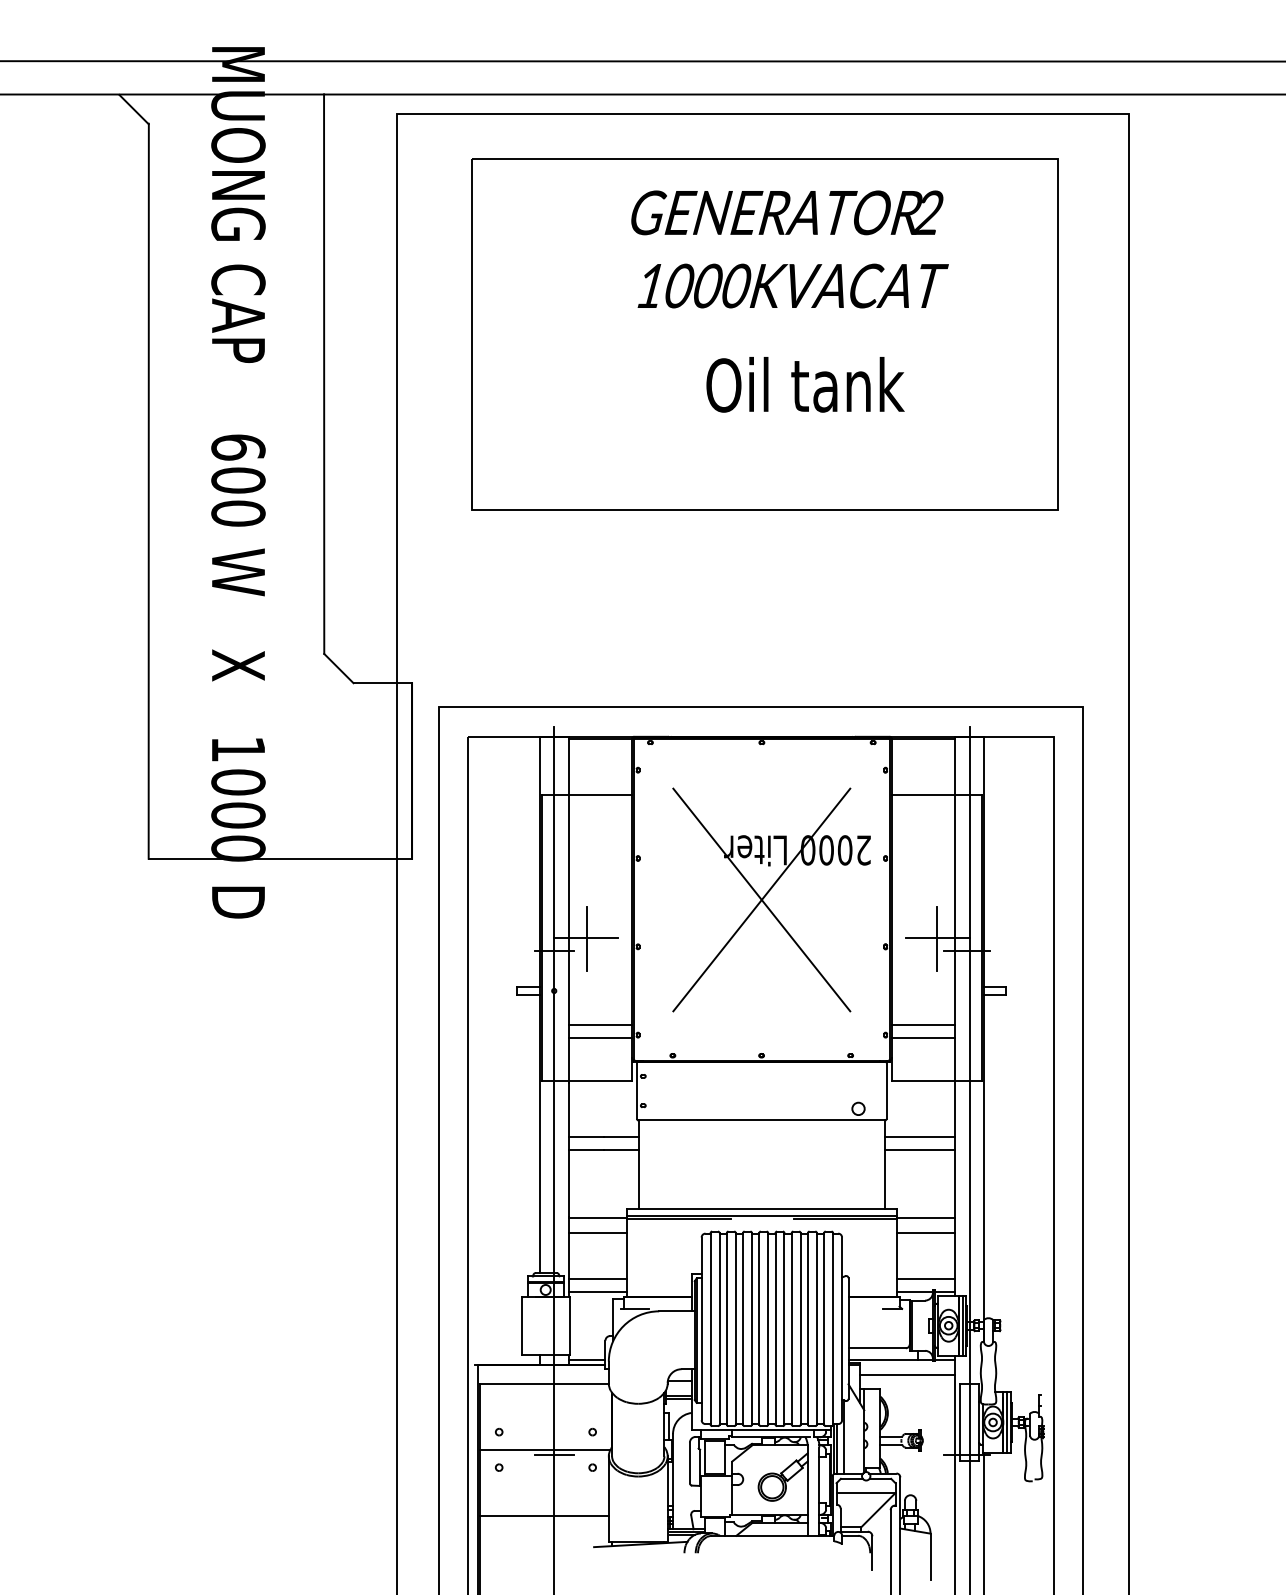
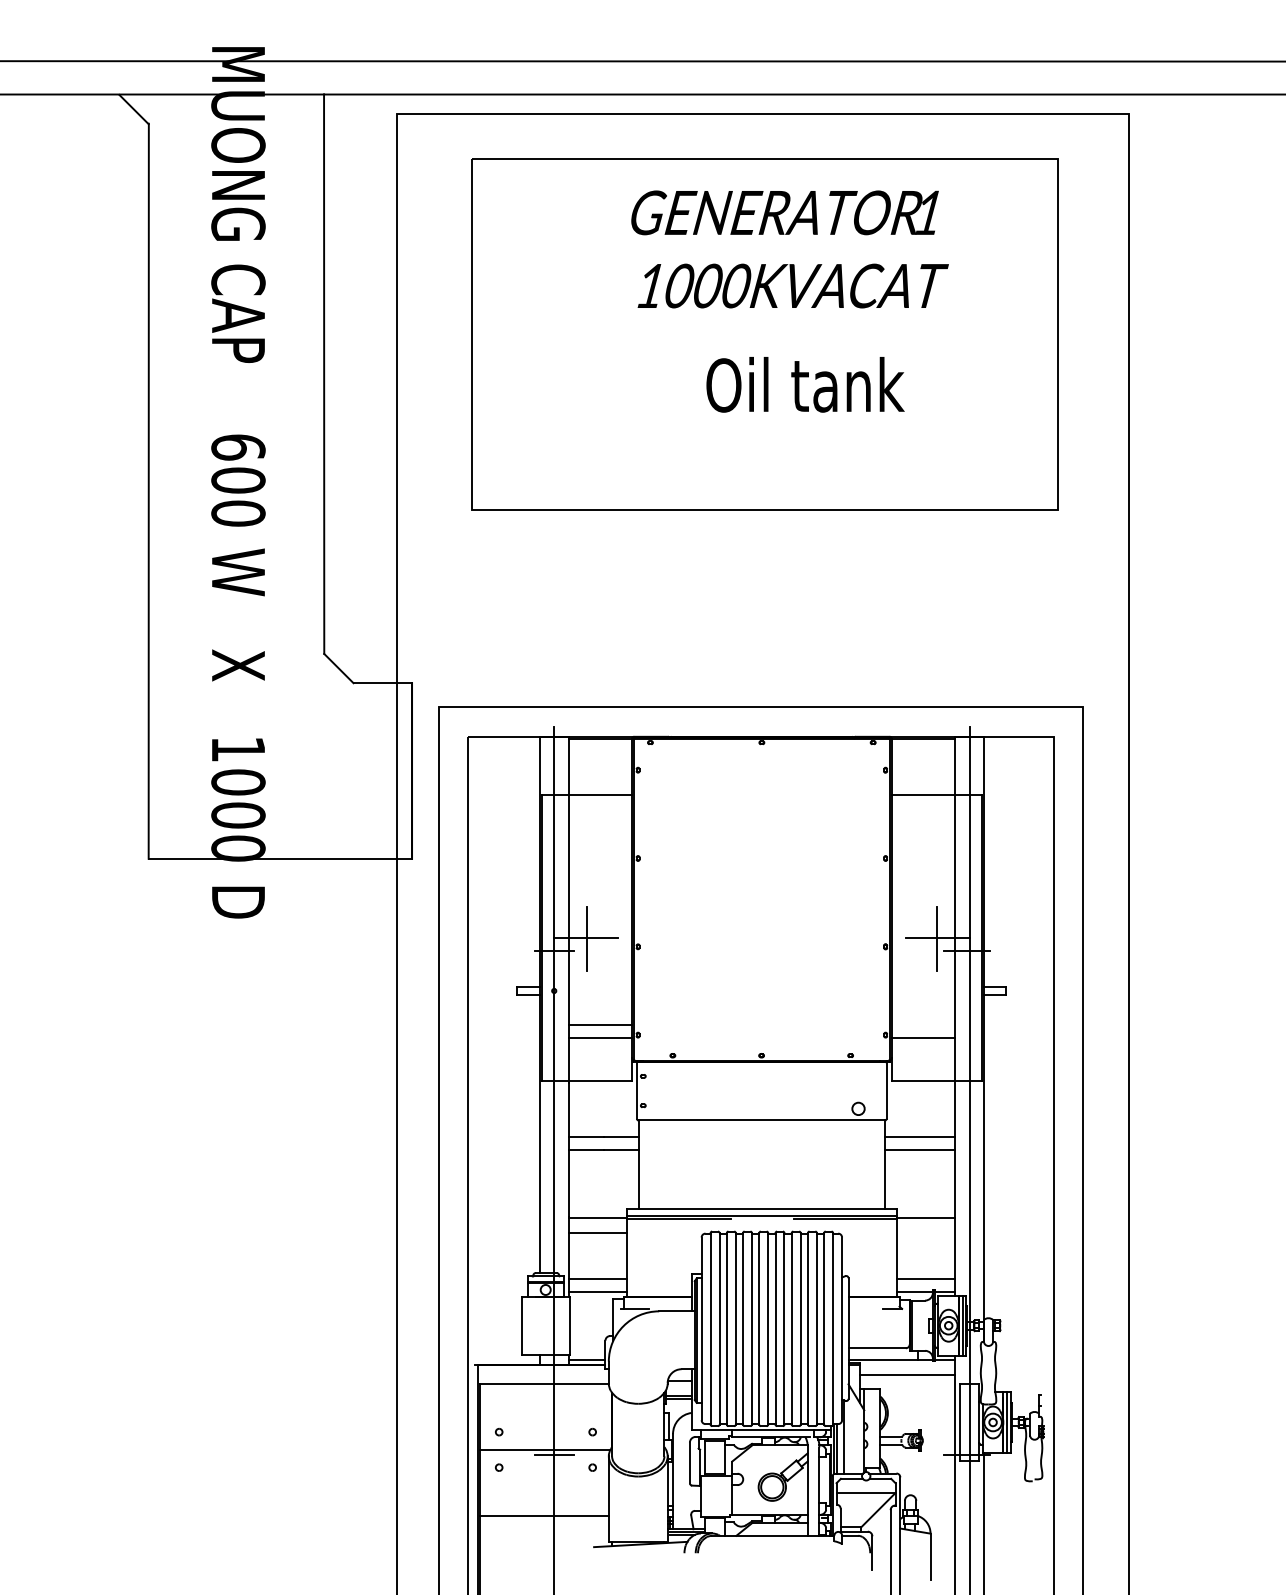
text: 2 -> 1 (927, 212)
part: present -> none (767, 894)
line: present -> none (923, 1024)
line: present -> none (926, 1233)
